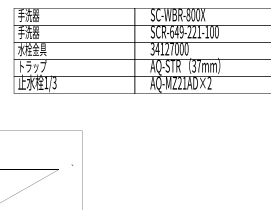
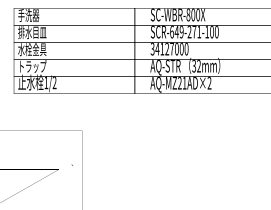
text: 手洗器 -> 排水目皿 (32, 32)
text: SCR-649-221-100 -> SCR-649-271-100 (194, 32)
text: 37mm -> 32mm (198, 66)
text: 1/3 -> 1/2 (54, 83)
